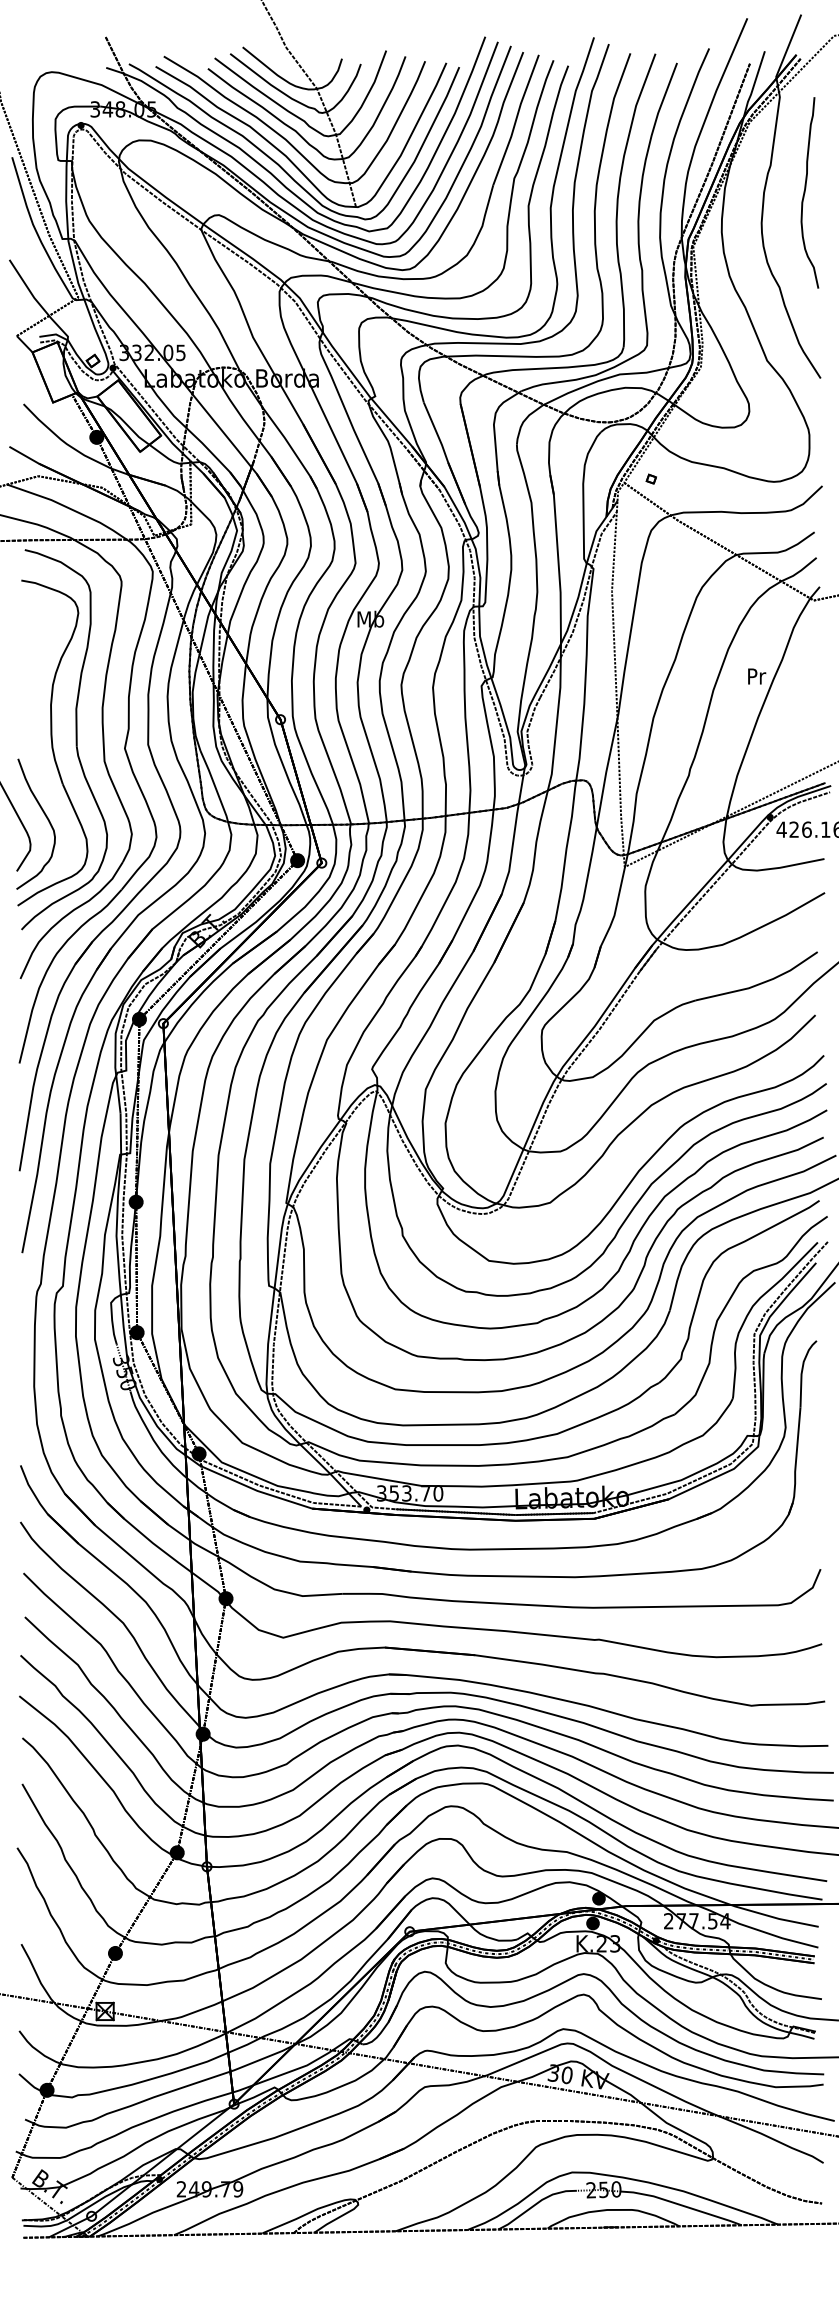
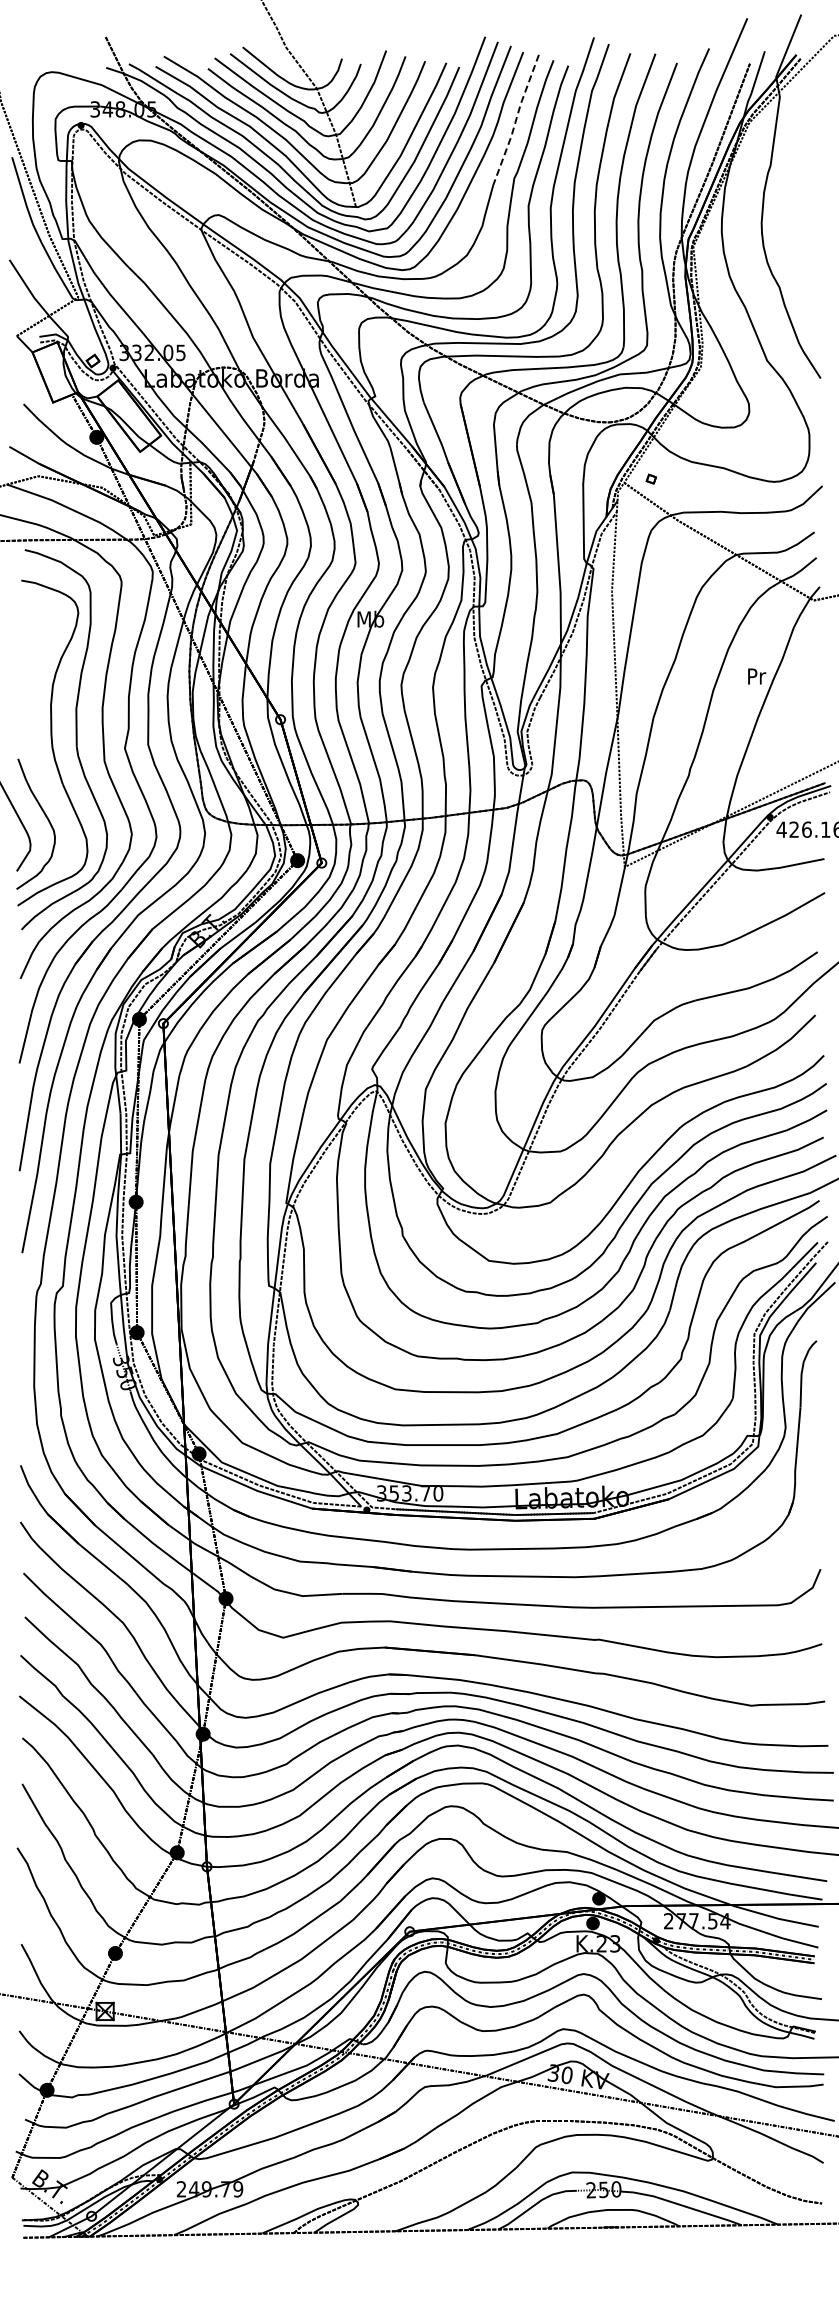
line: solid -> dashed (516, 119)
curve: present -> none (805, 192)
